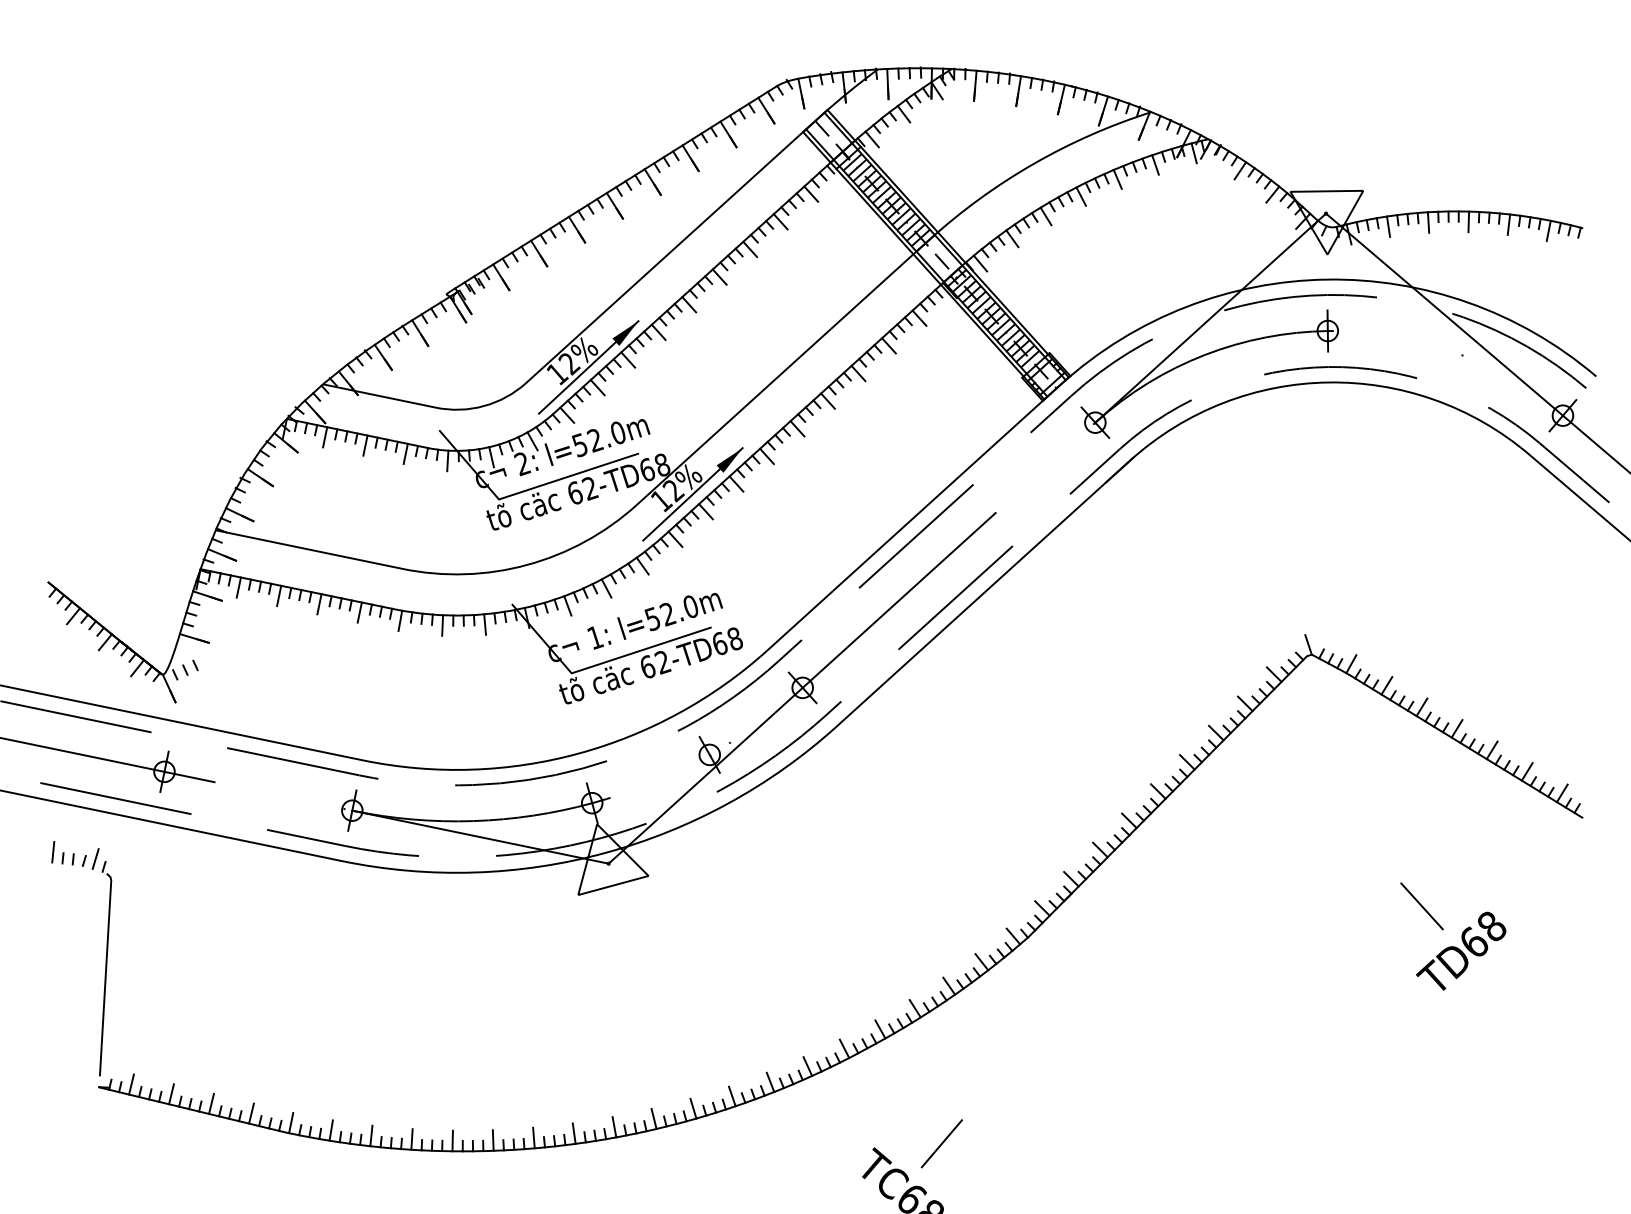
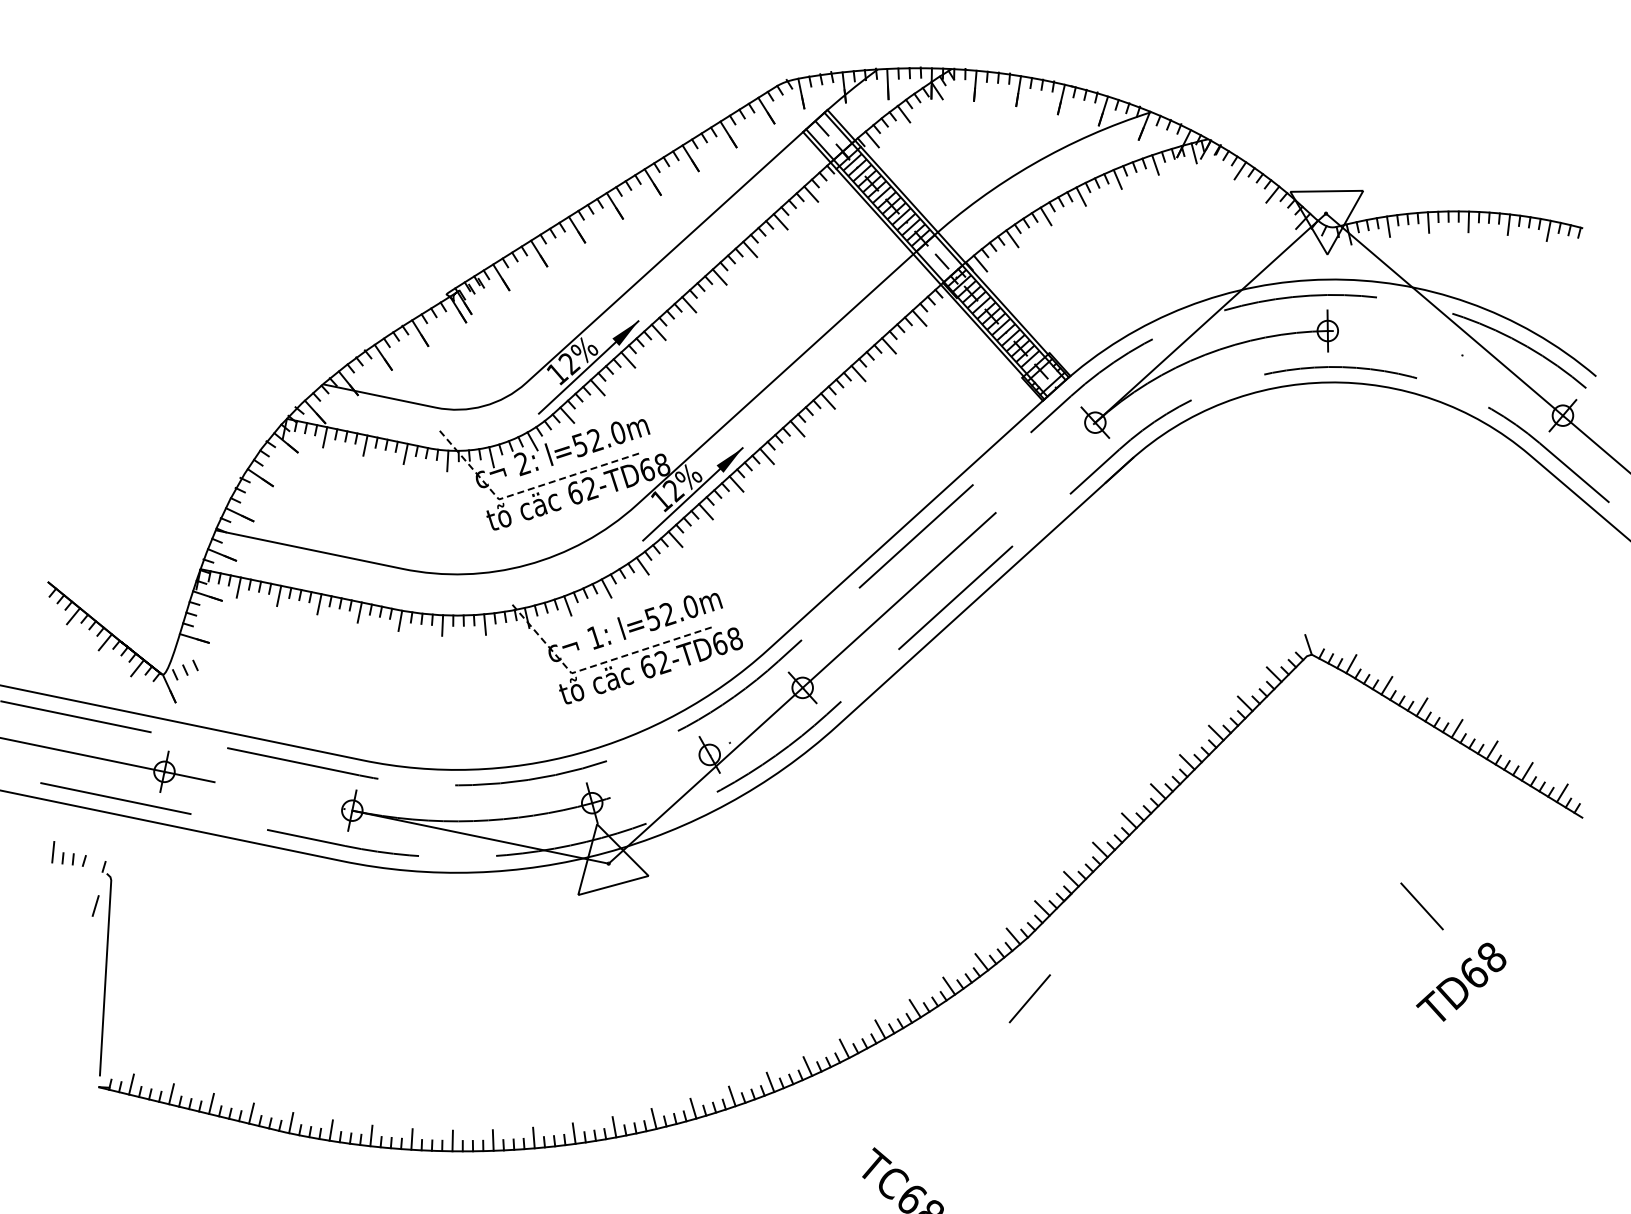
line: solid -> dashed (524, 491)
line: solid -> dashed (597, 664)
line position: (95, 858) -> (95, 905) (95, 905)
text position: (1461, 950) -> (1461, 981) (1461, 981)
line position: (941, 1143) -> (1029, 998) (1029, 998)
